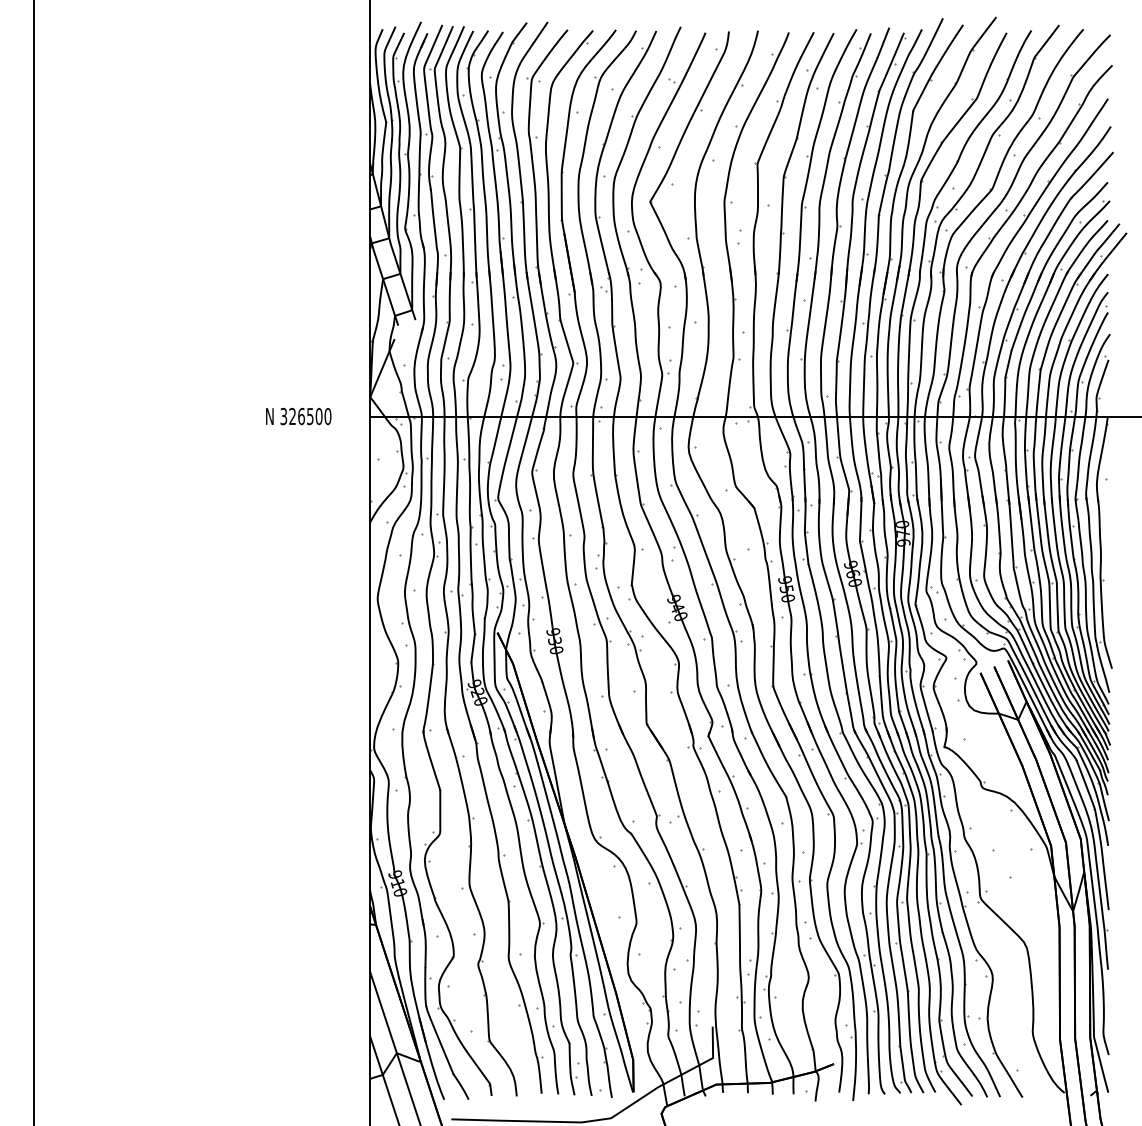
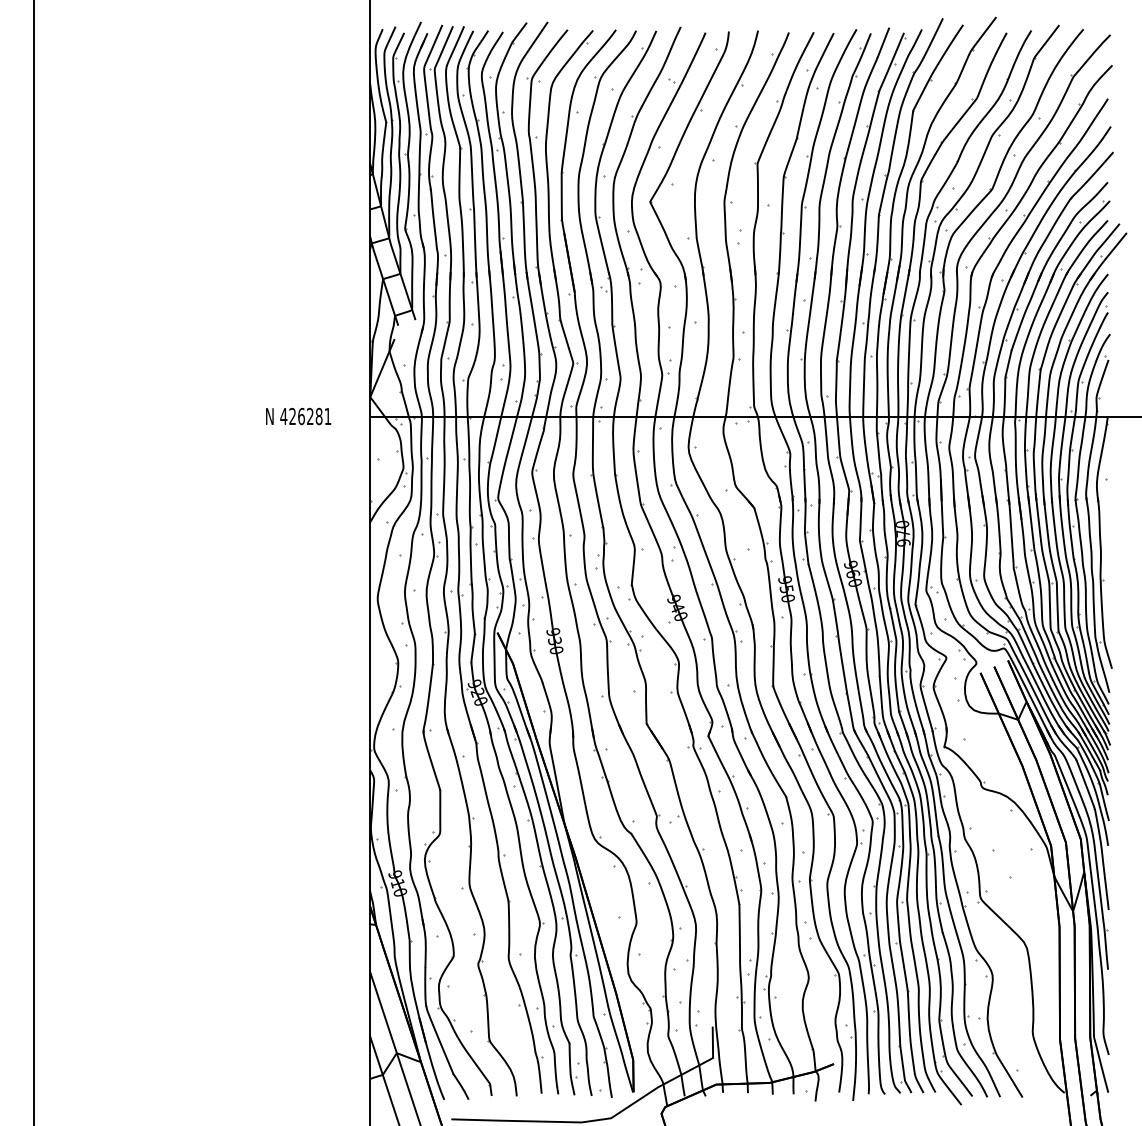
text: 326500 -> 426281 (305, 416)
